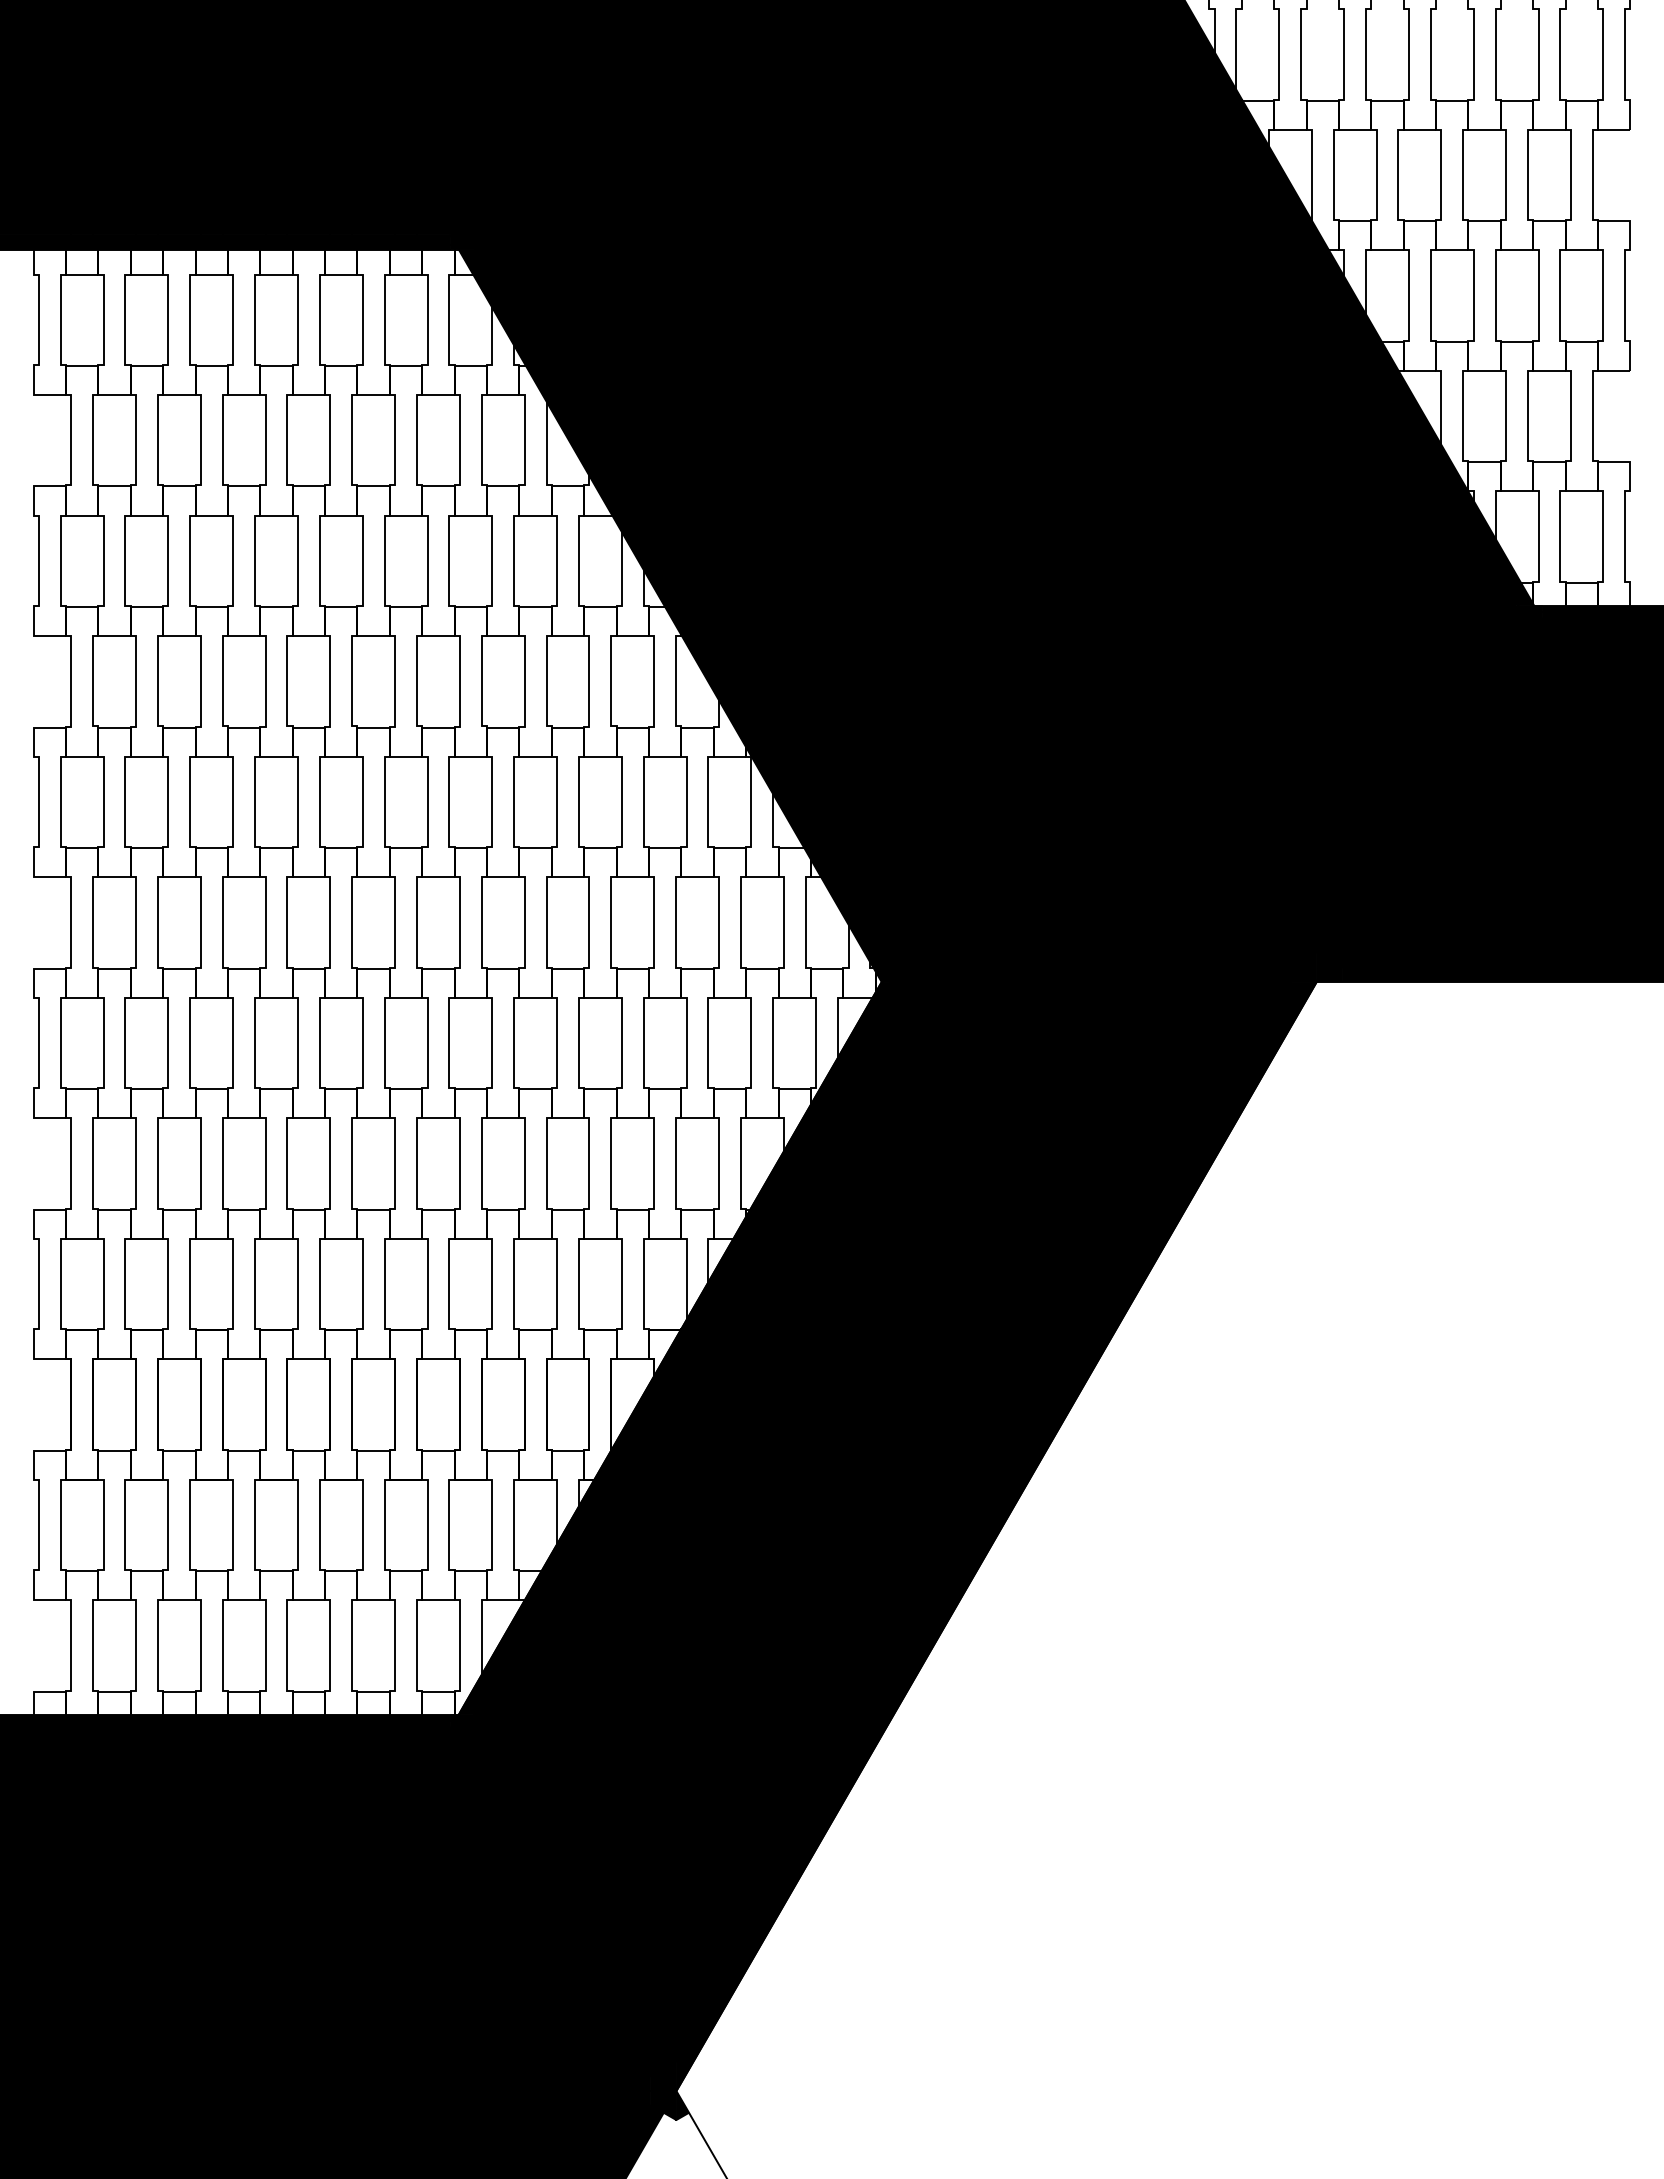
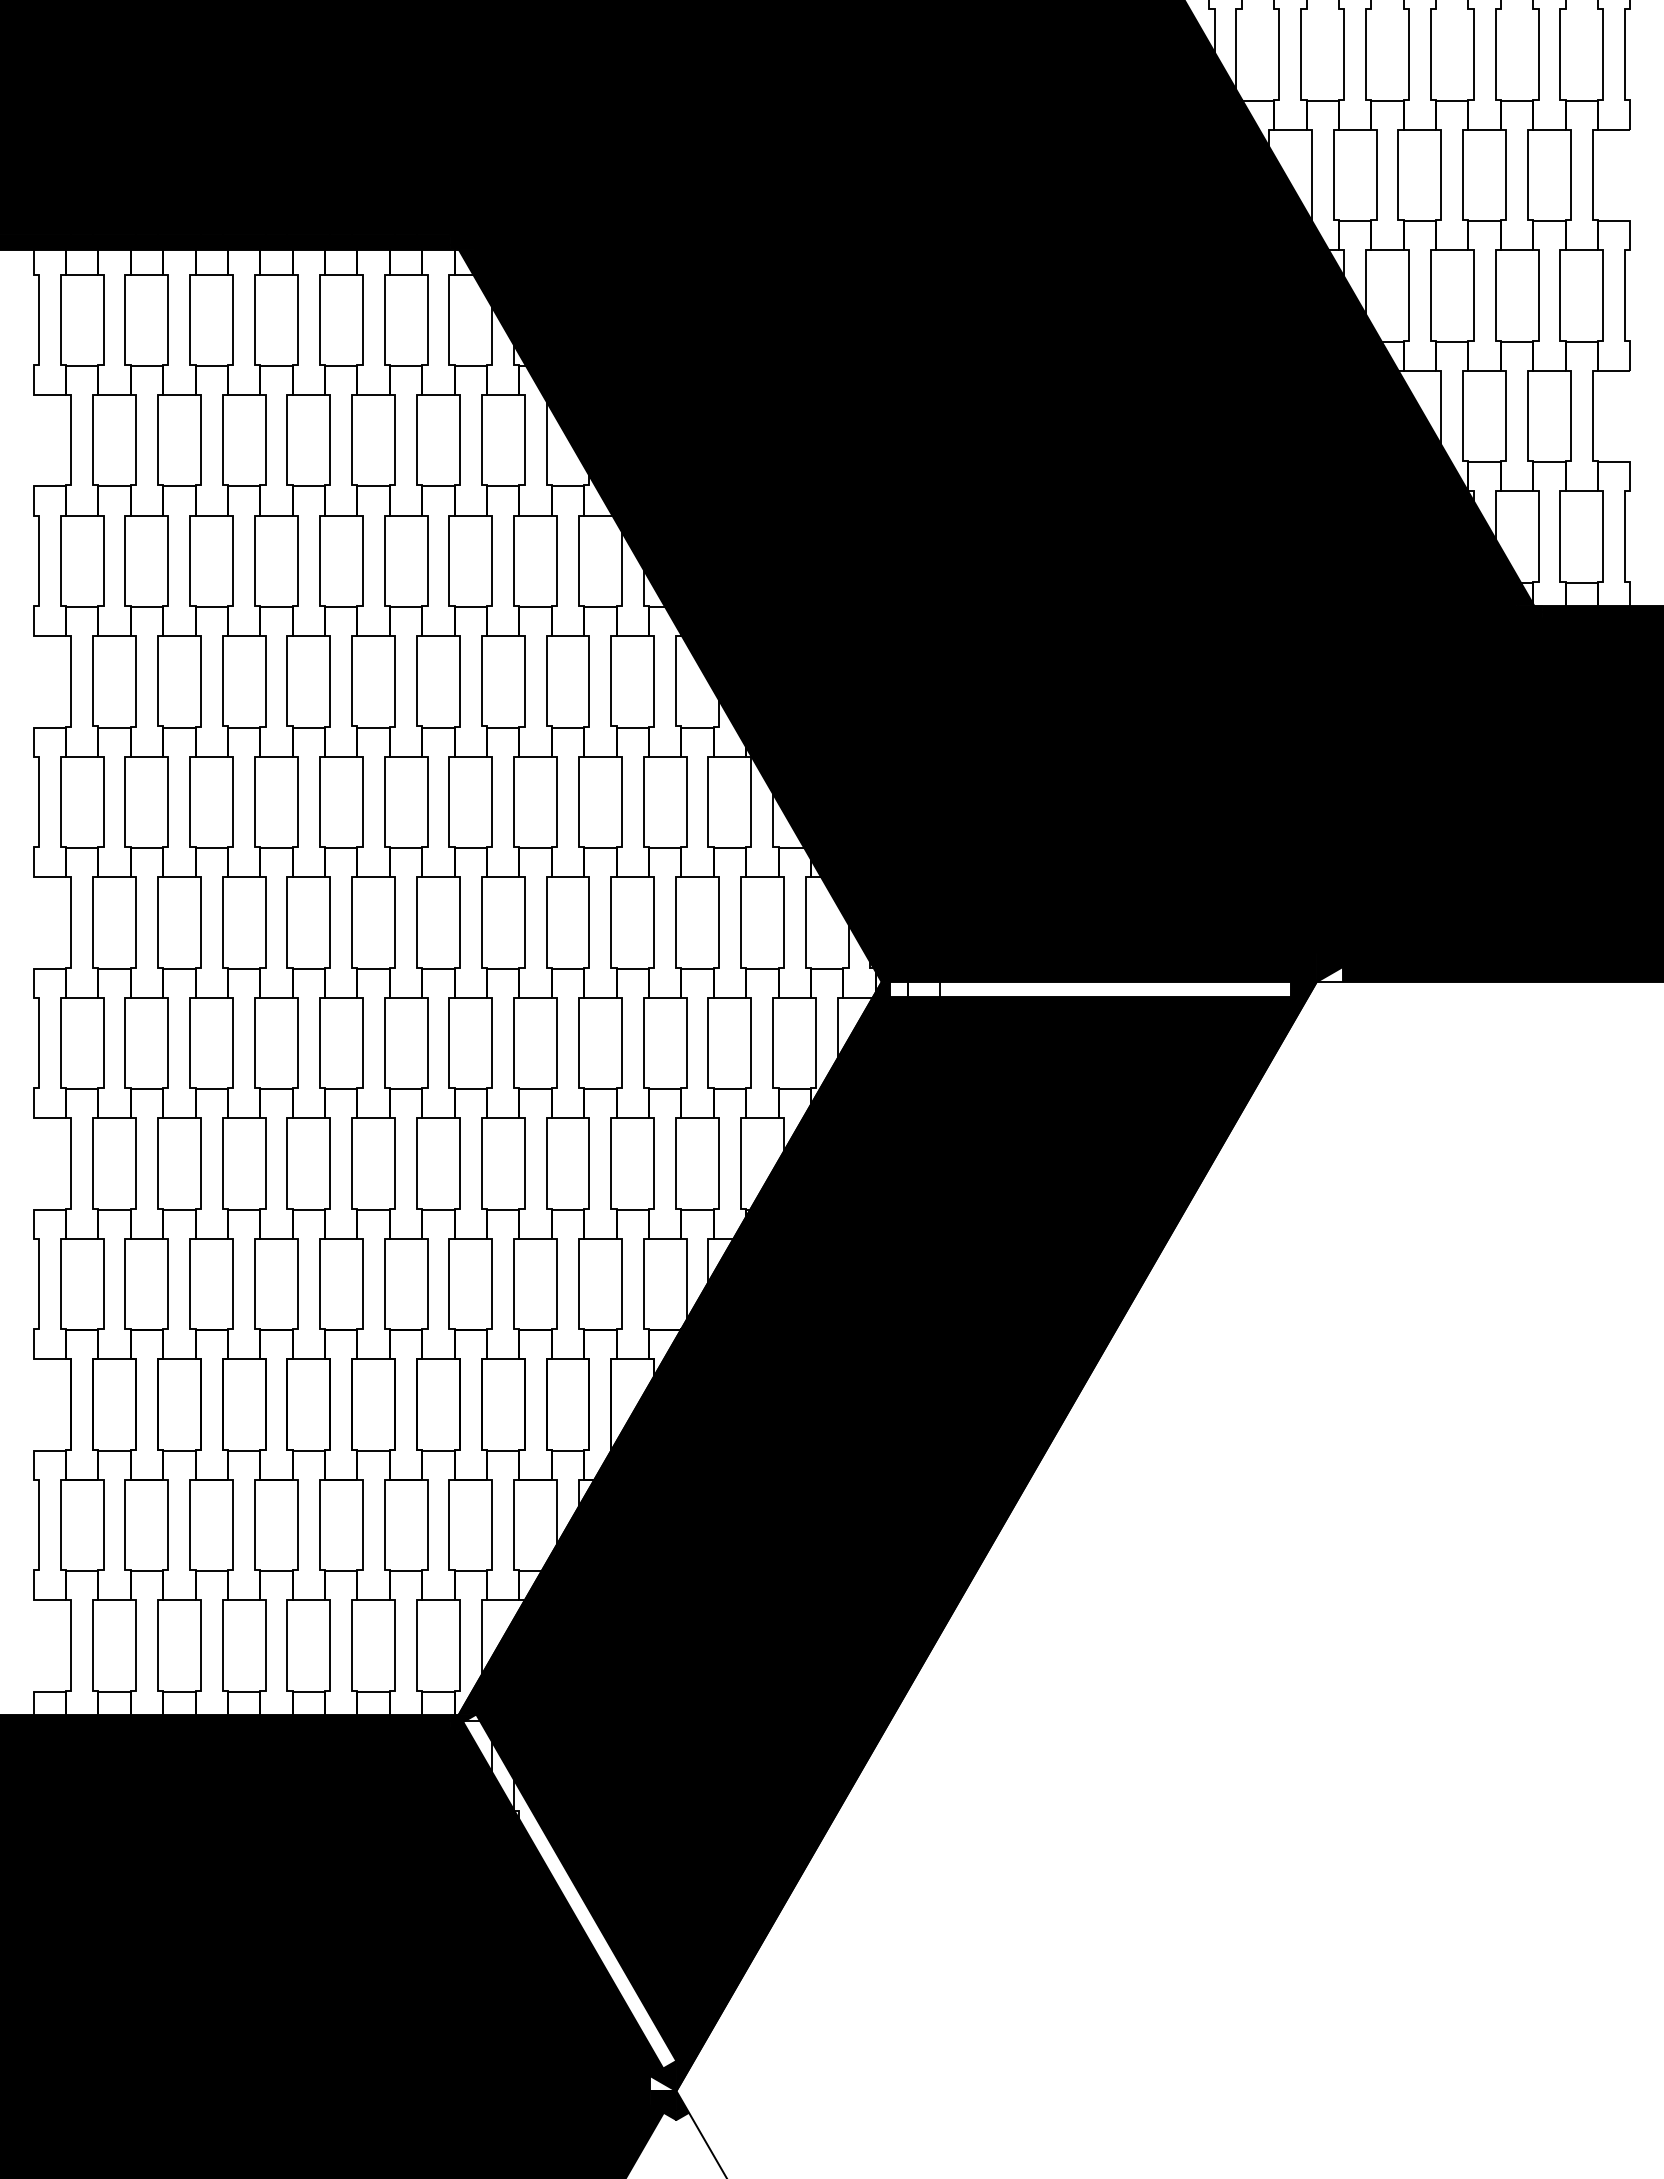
fill: present -> none (1329, 974)
fill: present -> none (1090, 989)
fill: present -> none (569, 1891)
fill: present -> none (663, 2083)
